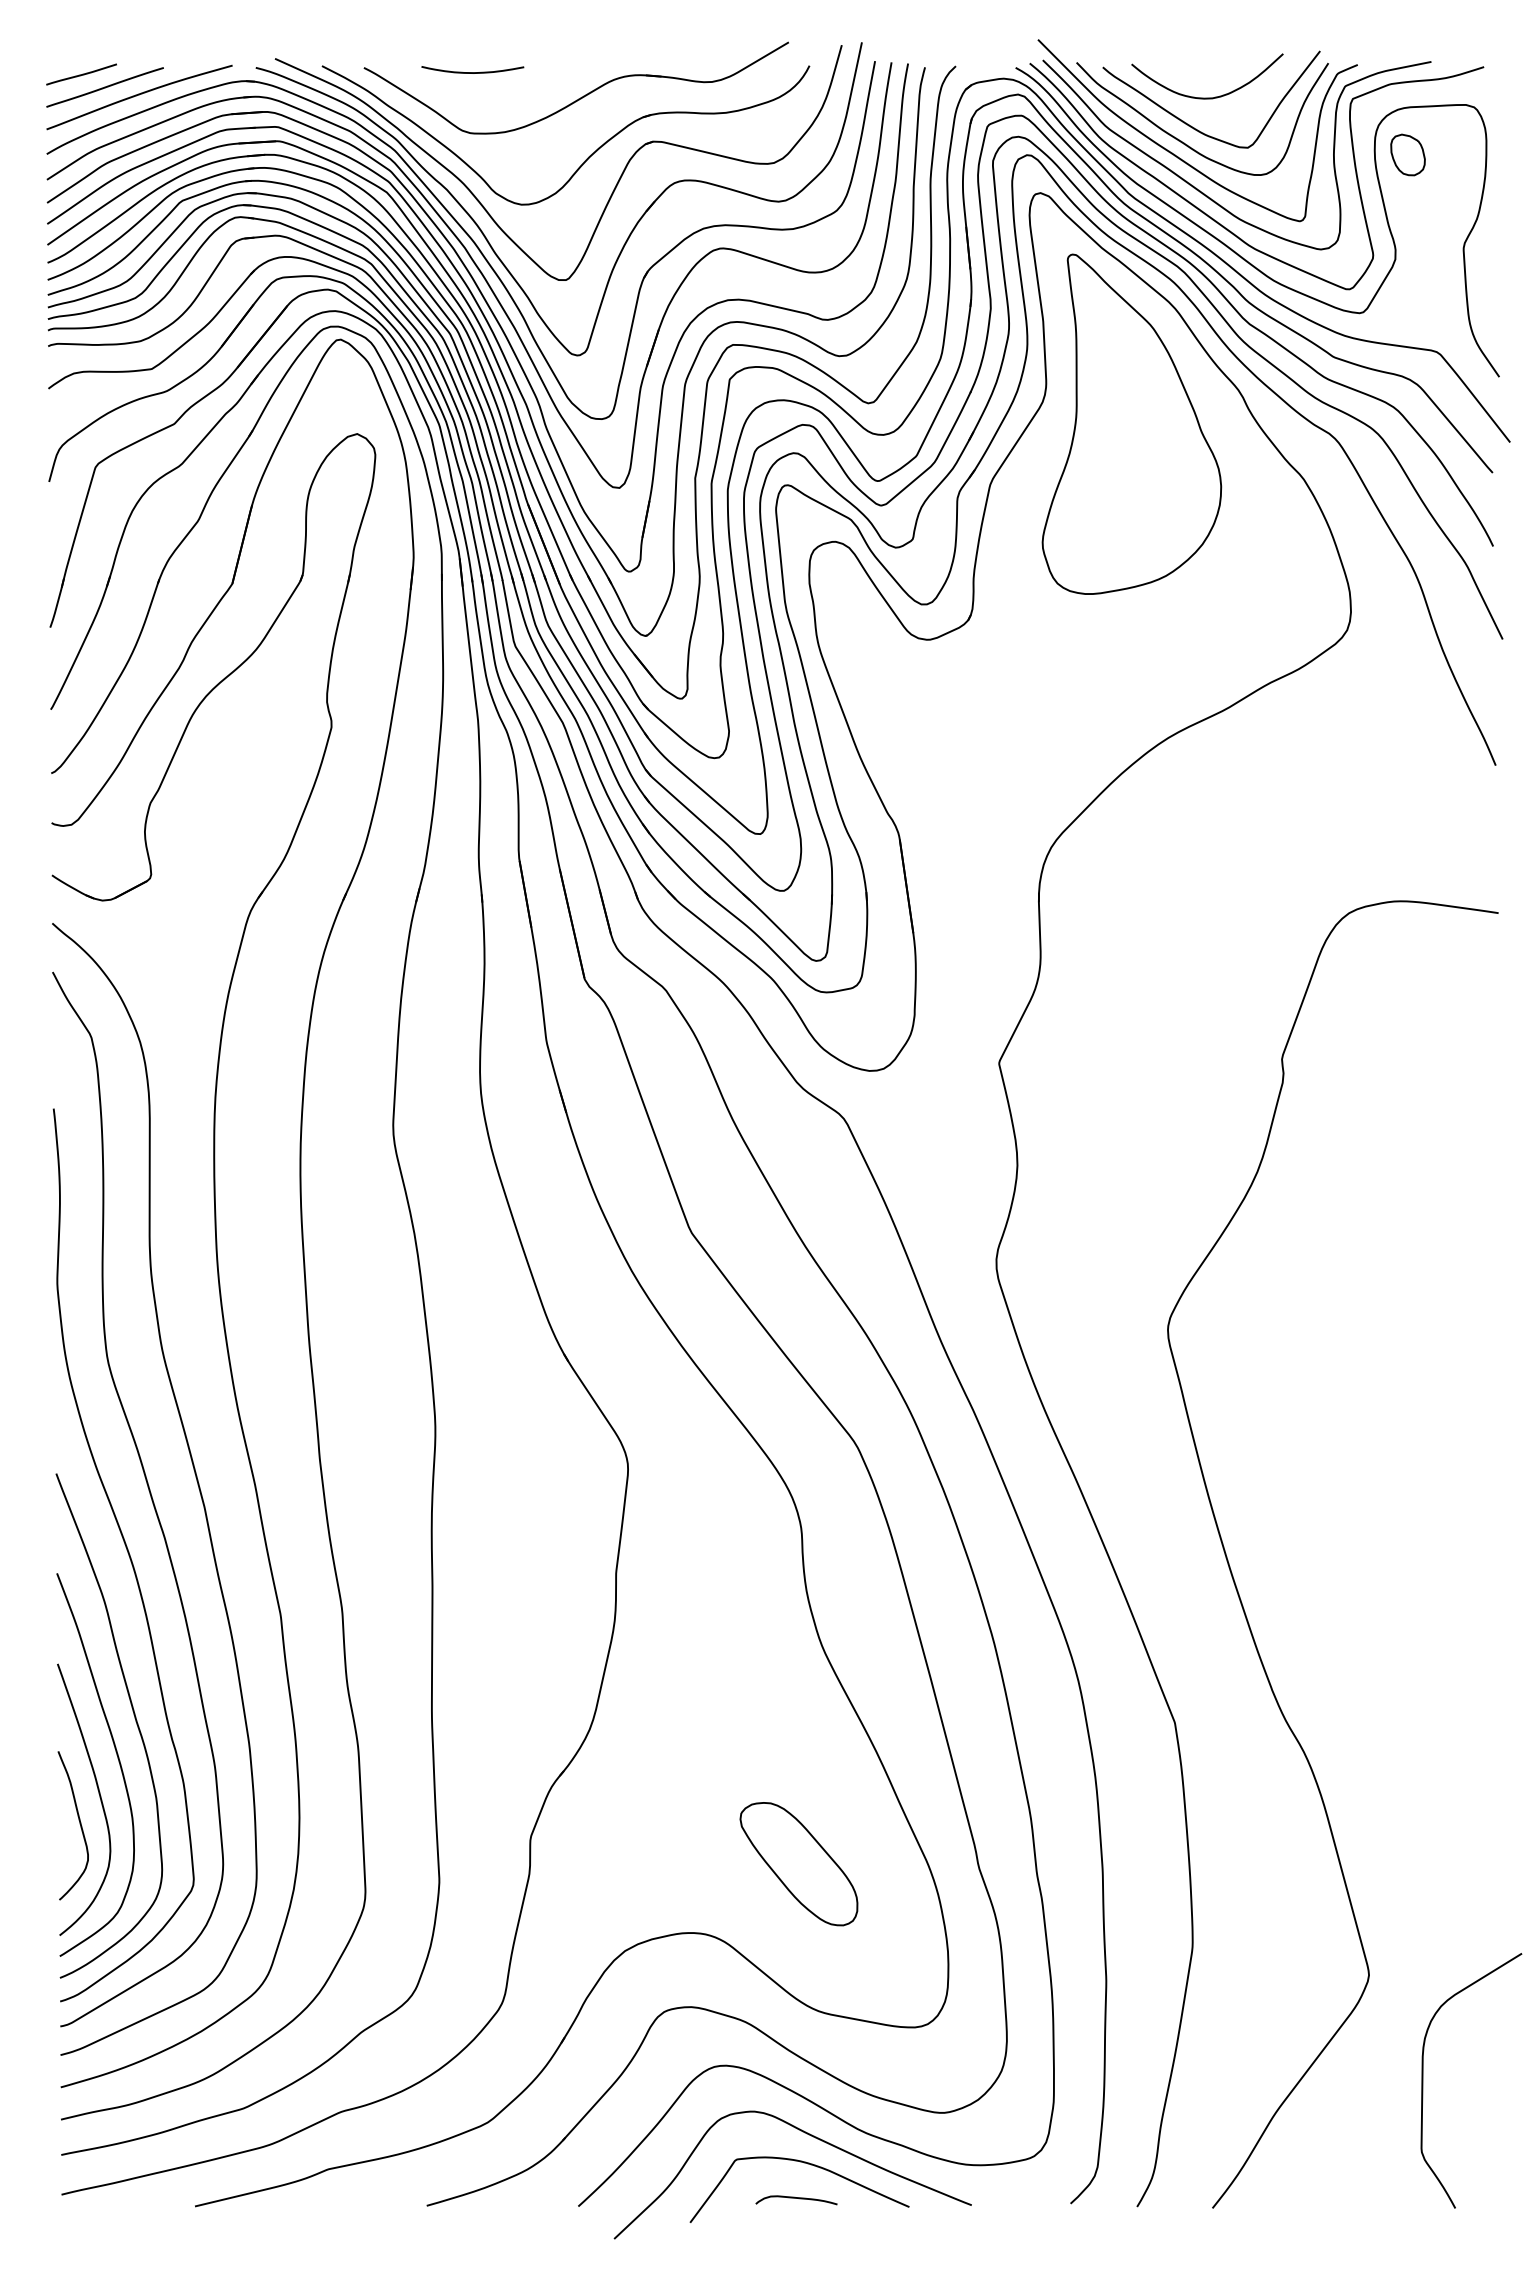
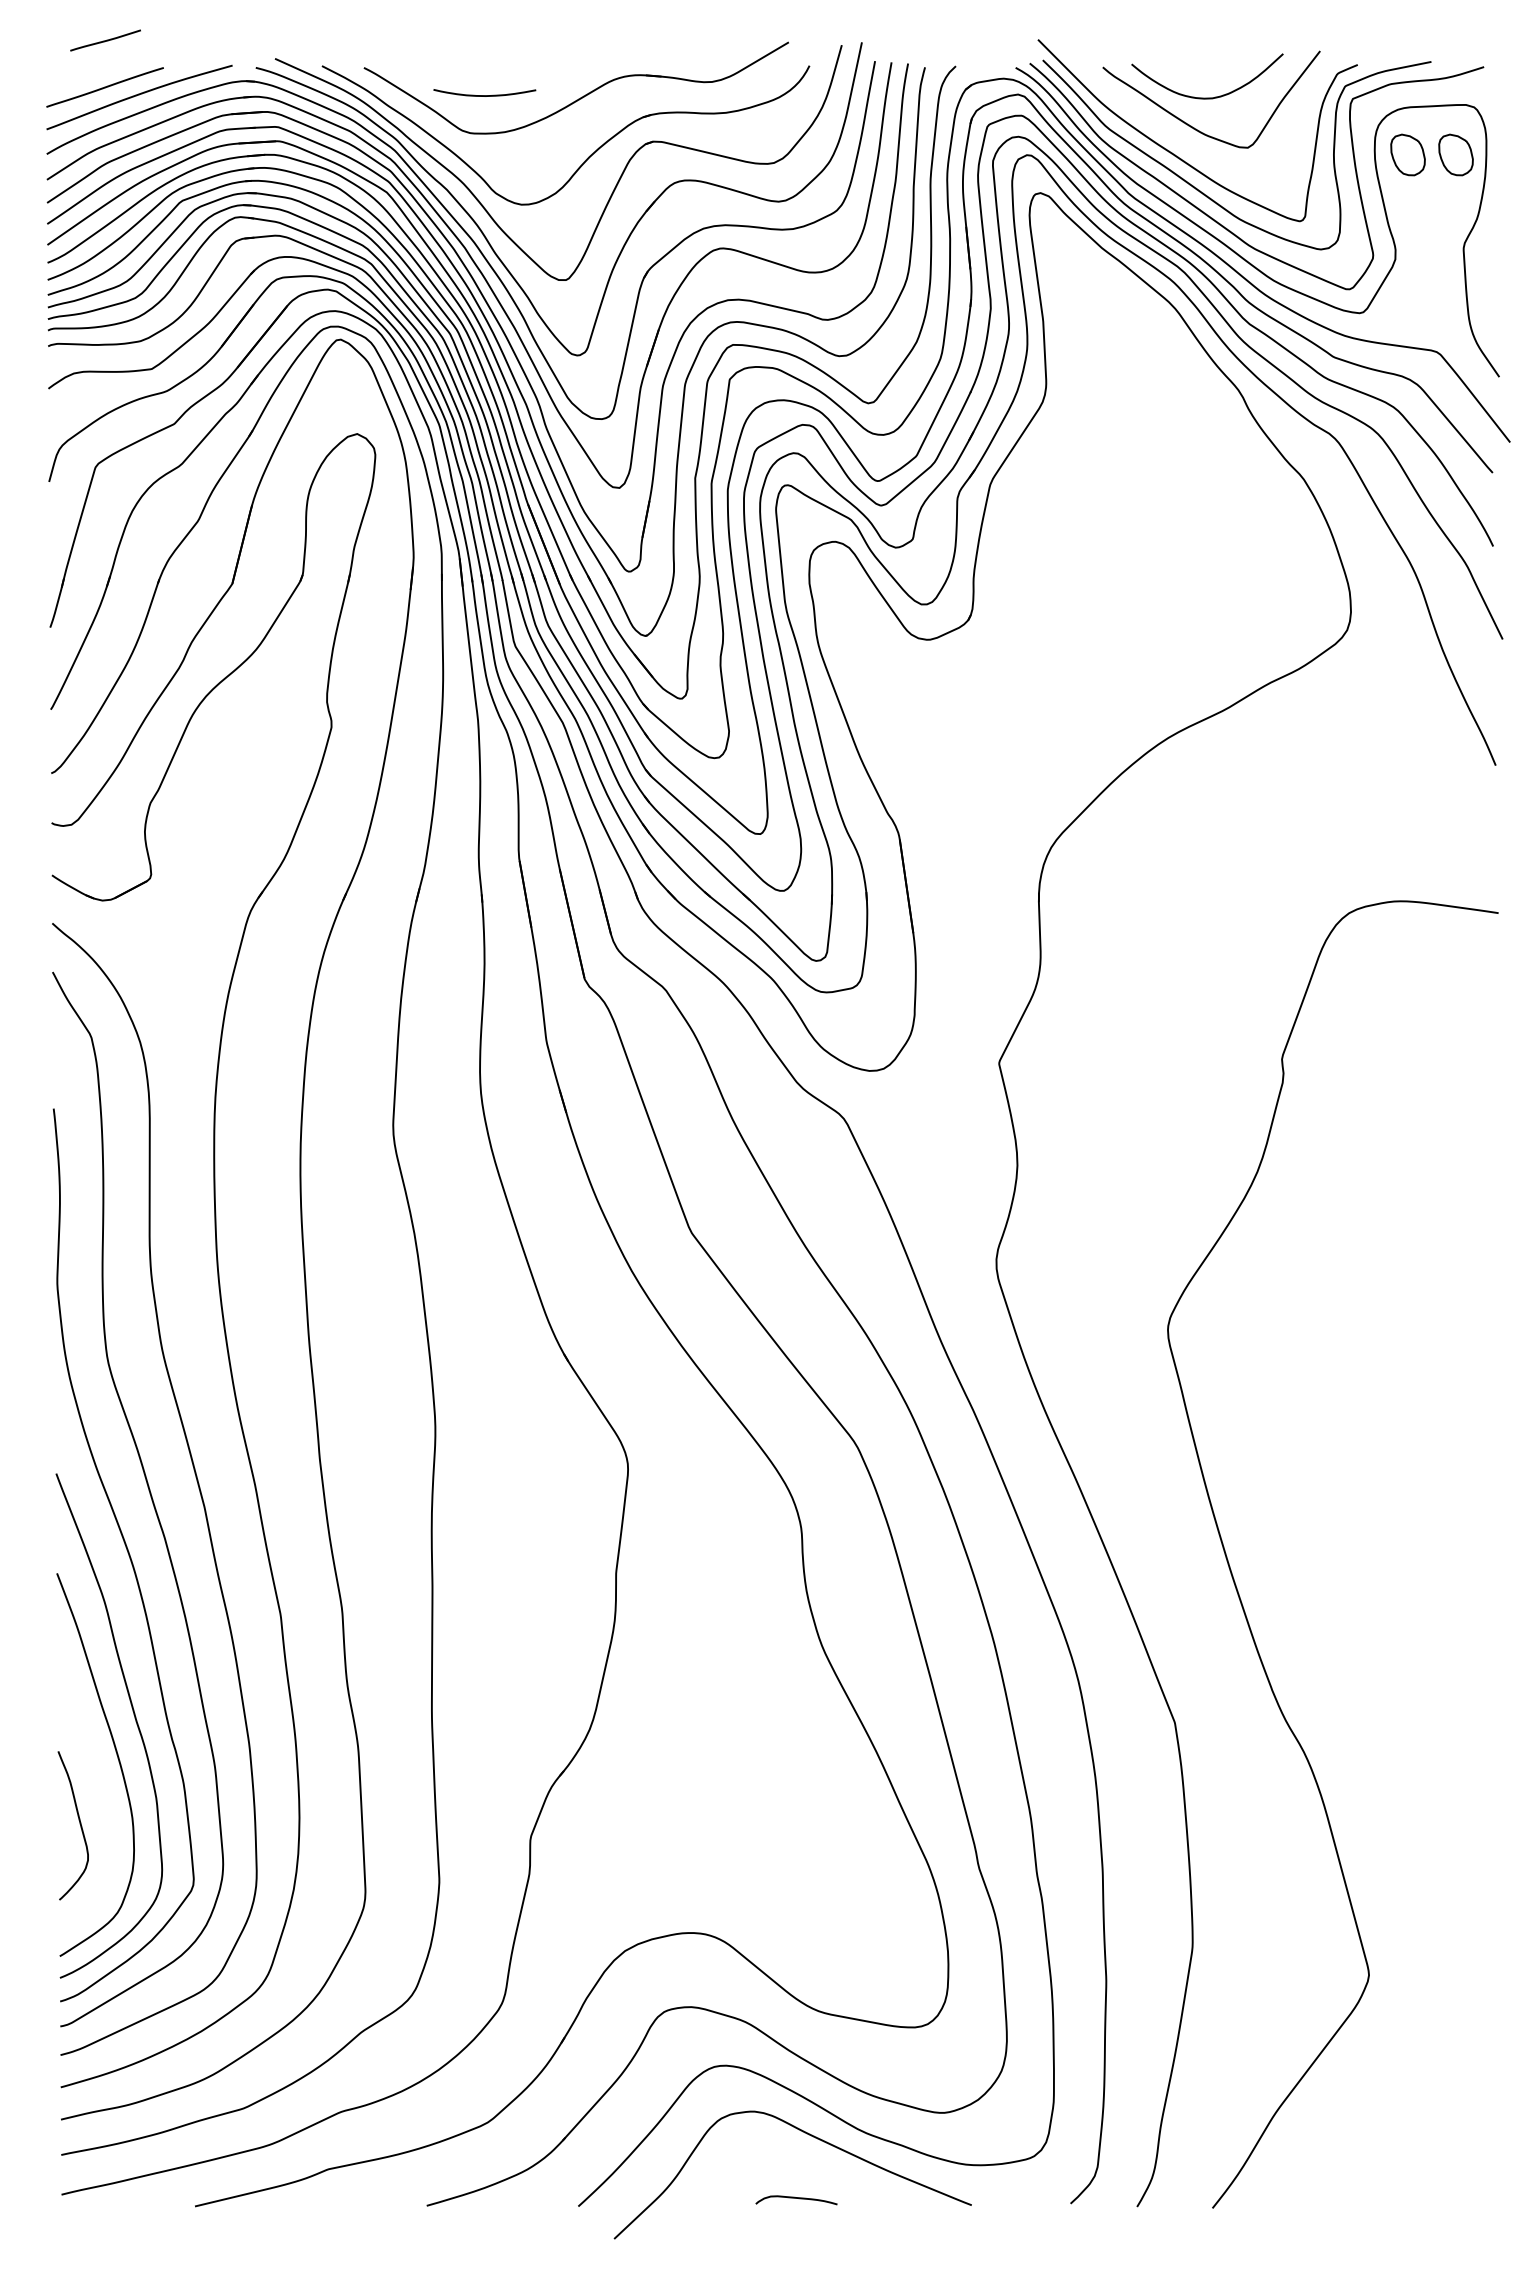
curve position: (472, 72) -> (484, 95) (484, 95)
line position: (81, 74) -> (105, 40) (105, 40)
curve: present -> none (1184, 142)
part: none -> present (1455, 154)
part: present -> none (1131, 423)
curve: present -> none (98, 1794)
part: present -> none (798, 1864)
curve: present -> none (1423, 2080)
curve: present -> none (807, 2164)
